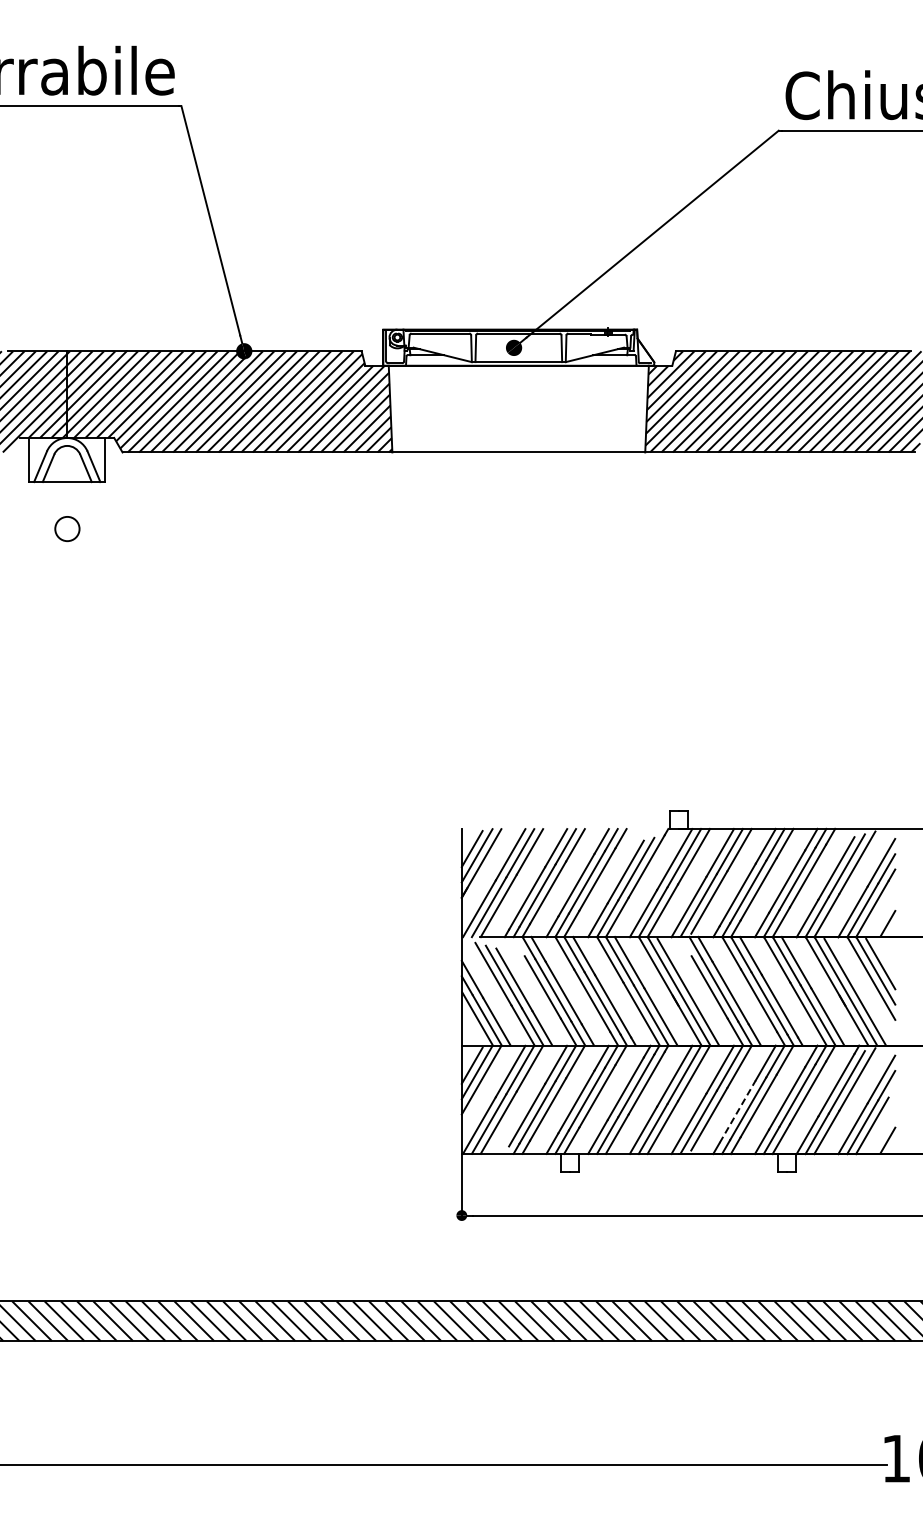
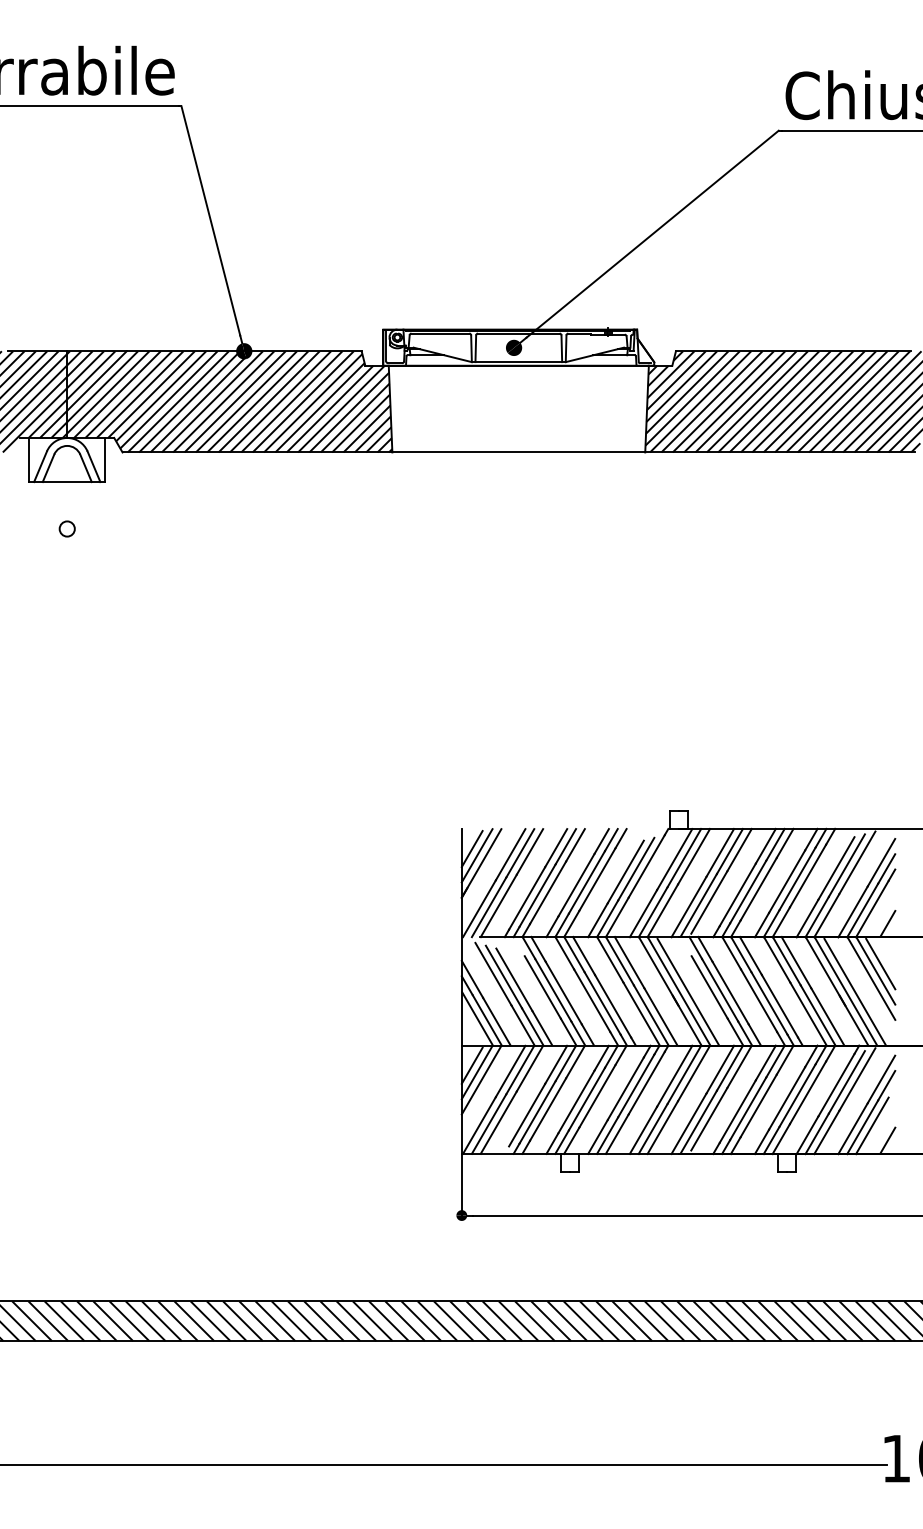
circle size: 27x27 px -> 18x18 px (66, 528)
line: dashed -> solid (738, 1111)
